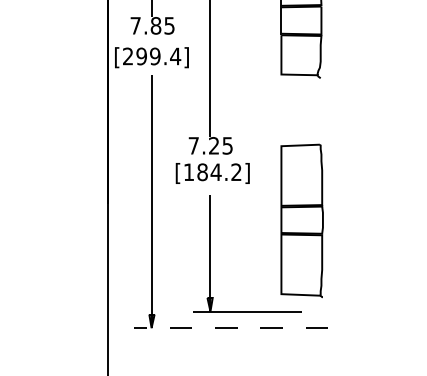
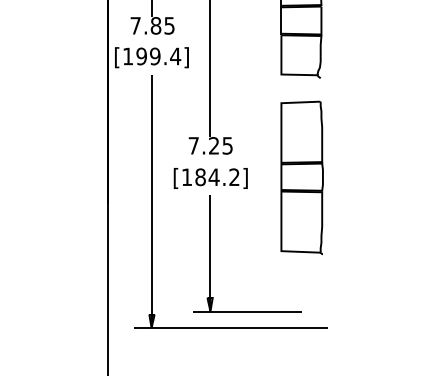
text: [299.4] -> [199.4] (127, 56)
text position: (212, 173) -> (210, 178) (210, 178)
part position: (301, 220) -> (301, 177) (301, 177)
line: dashed -> solid (230, 328)
